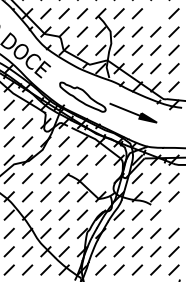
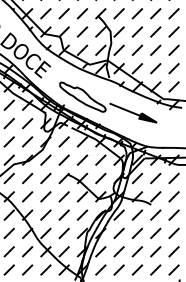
line: none -> present (155, 13)
line: none -> present (100, 178)
line: none -> present (173, 214)
